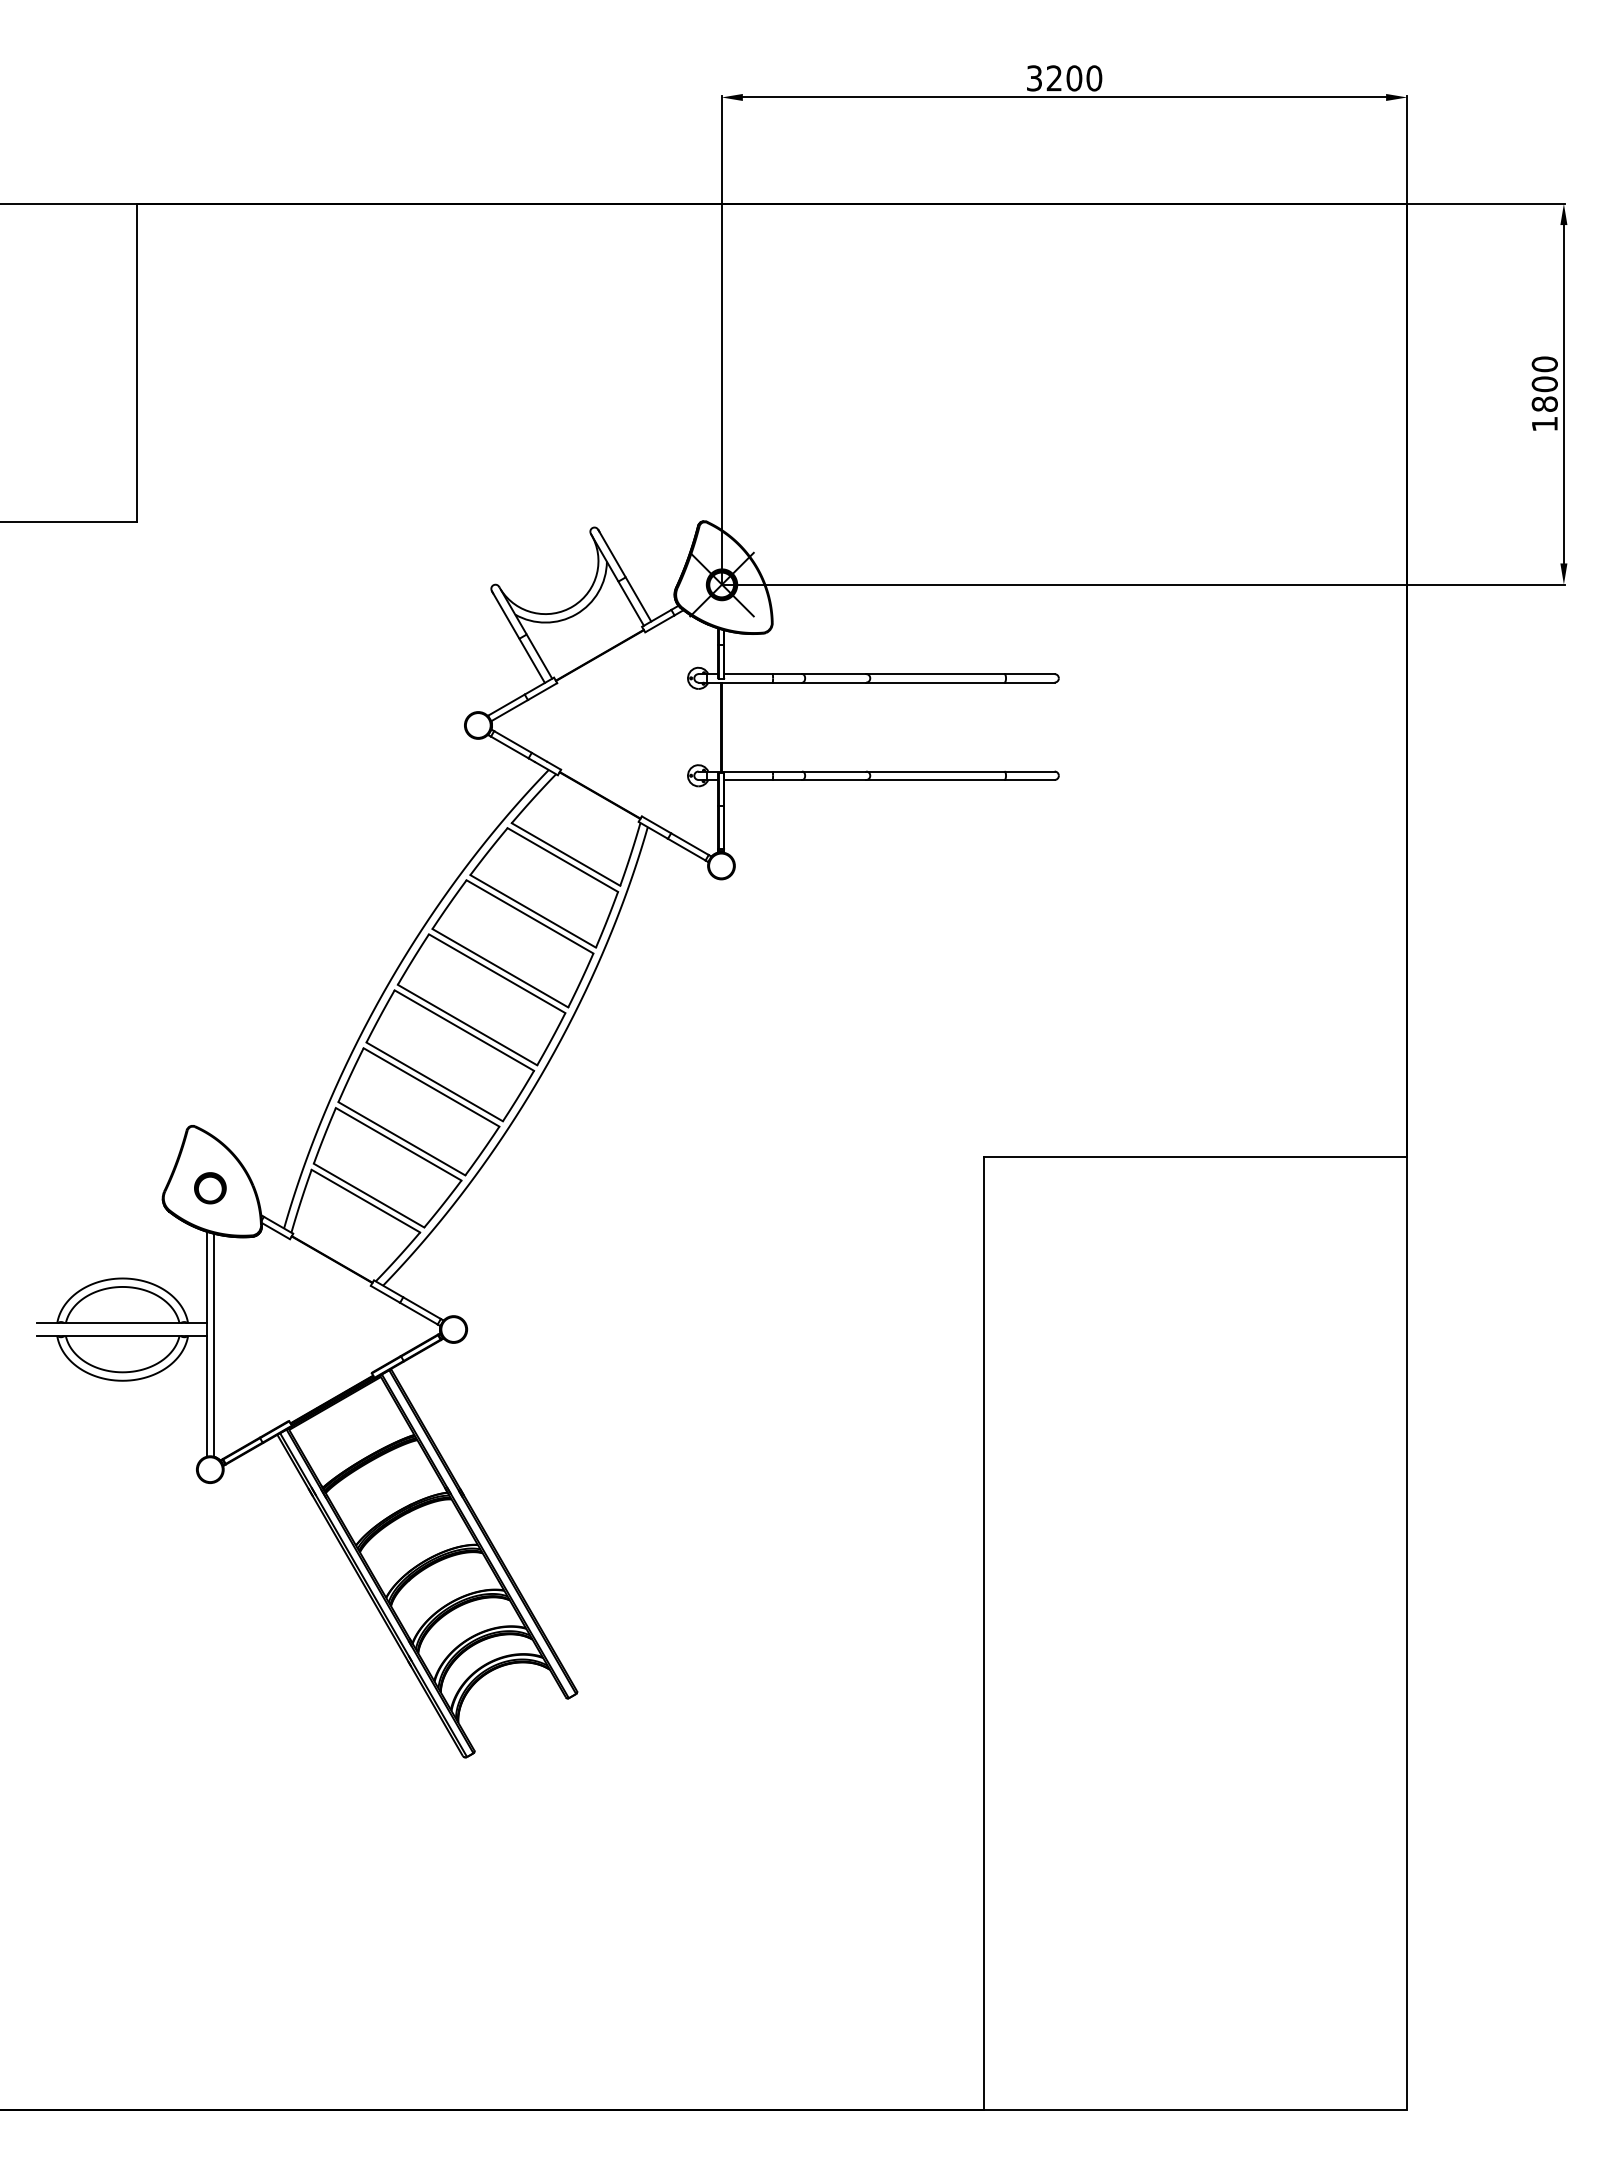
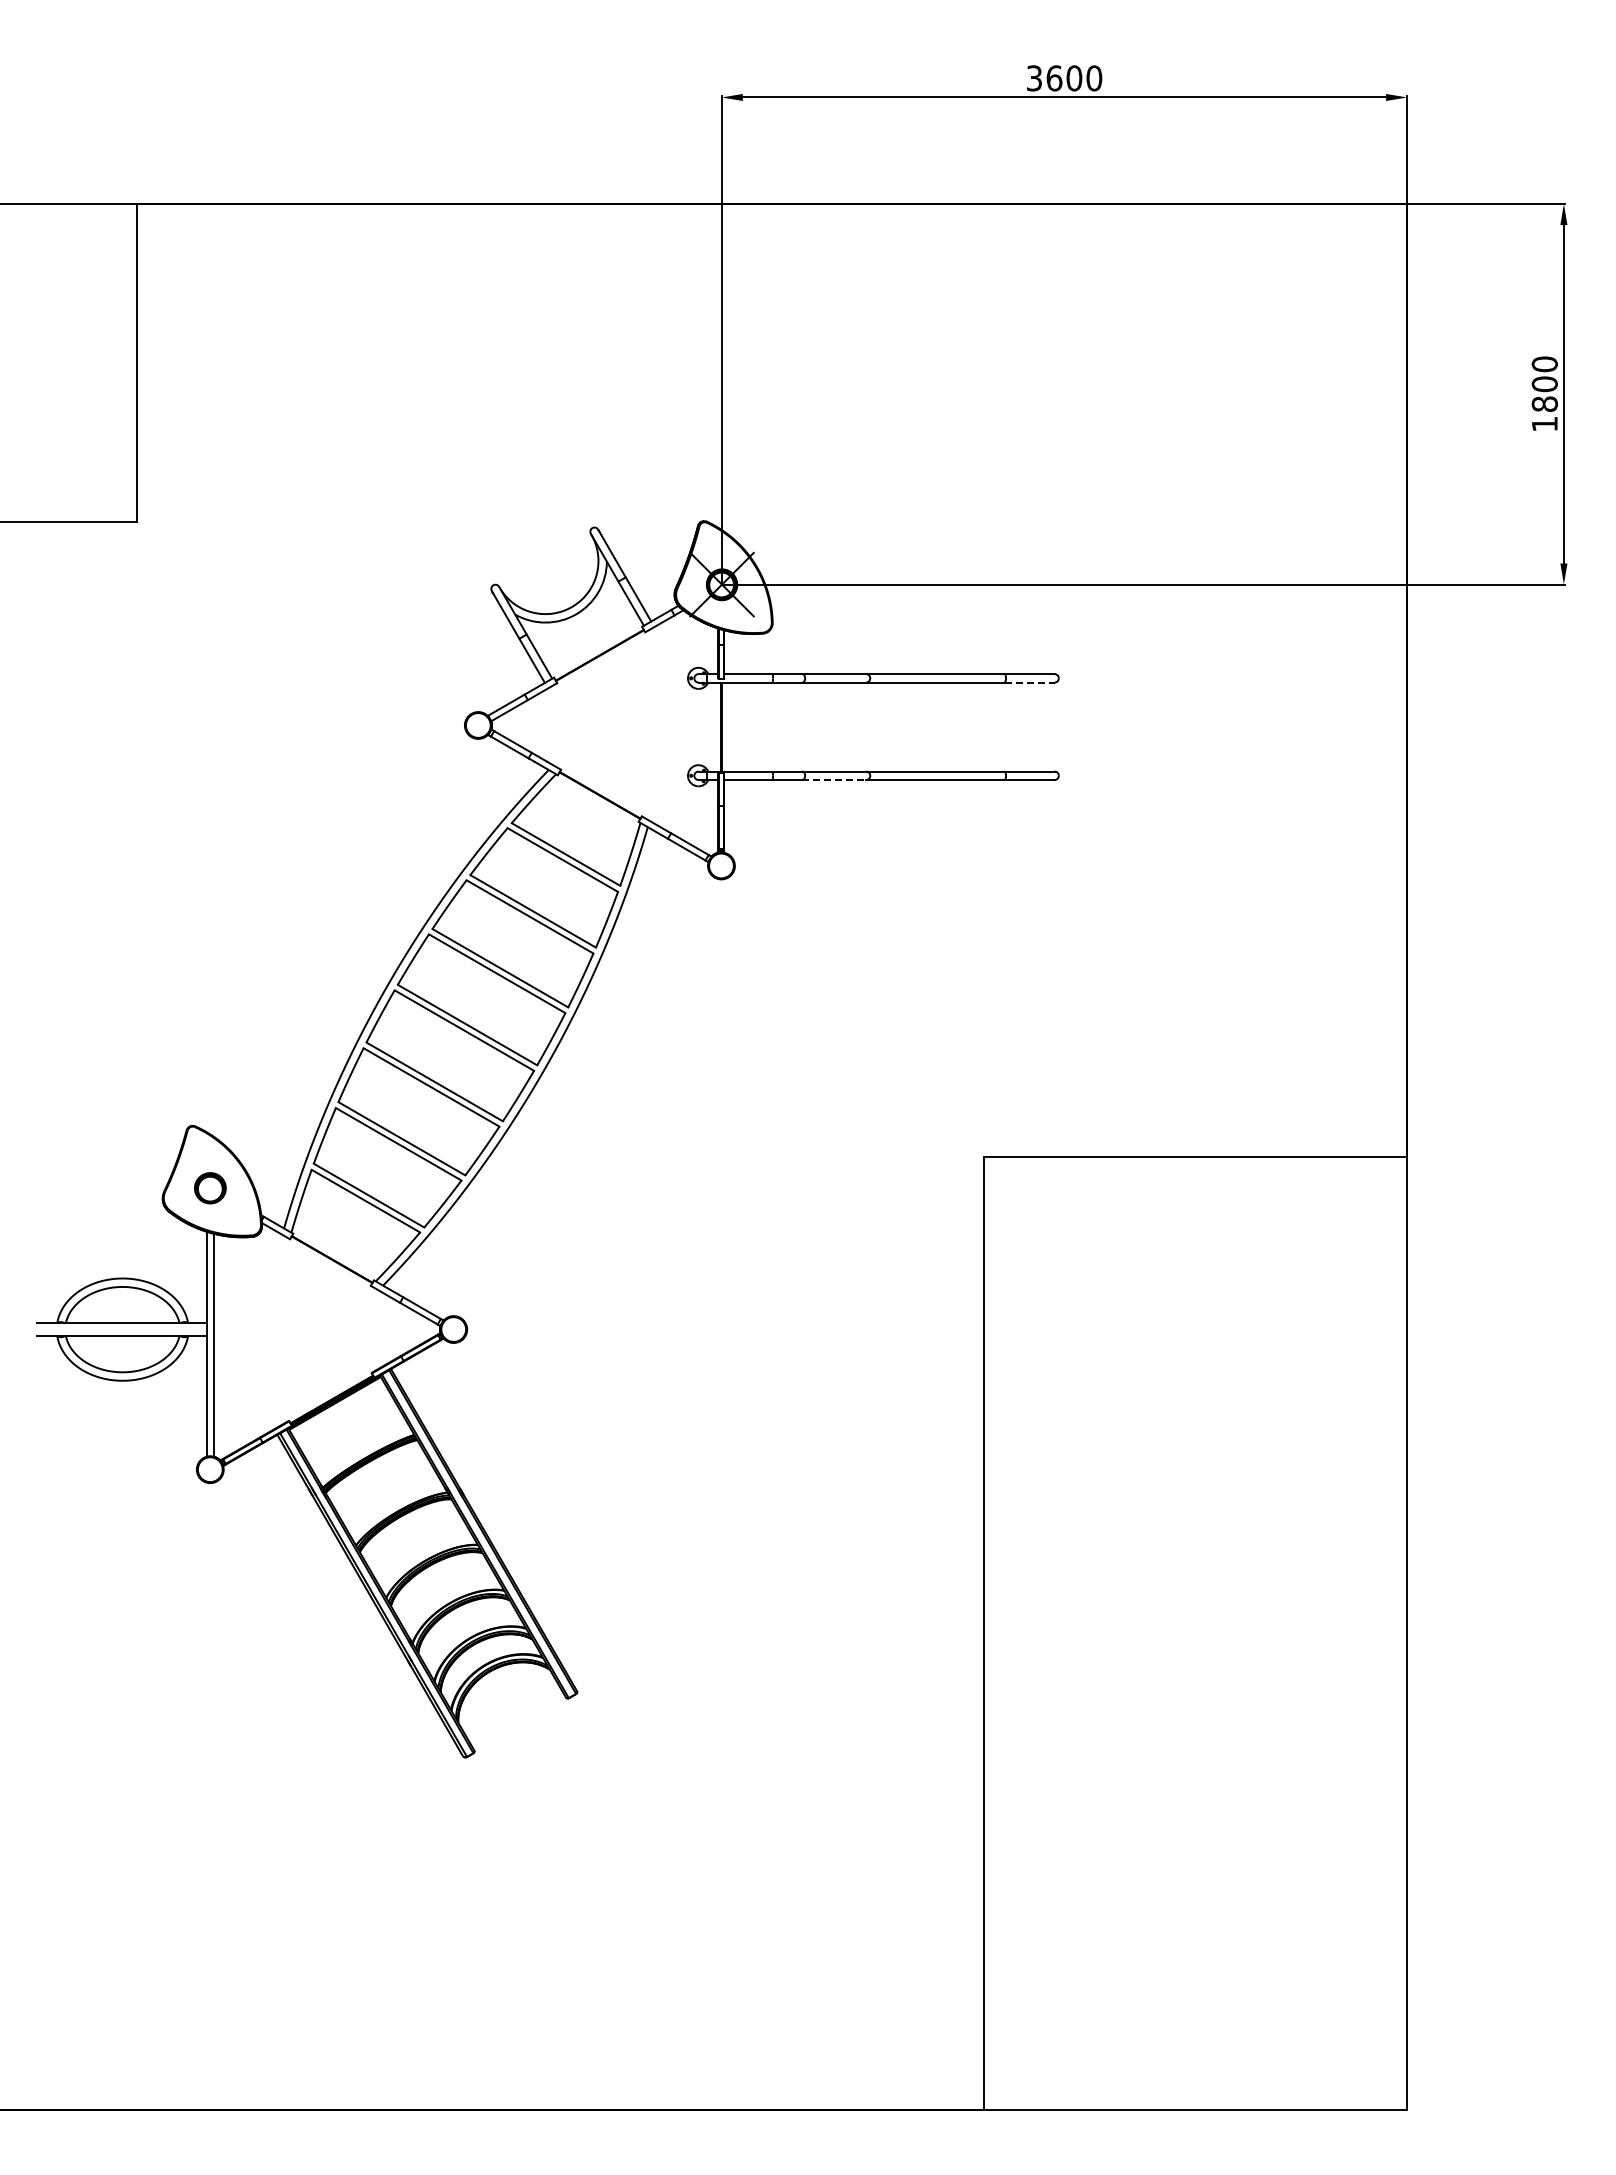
text: 3200 -> 3600 (1054, 78)
line: solid -> dashed (1030, 682)
line: solid -> dashed (834, 780)
